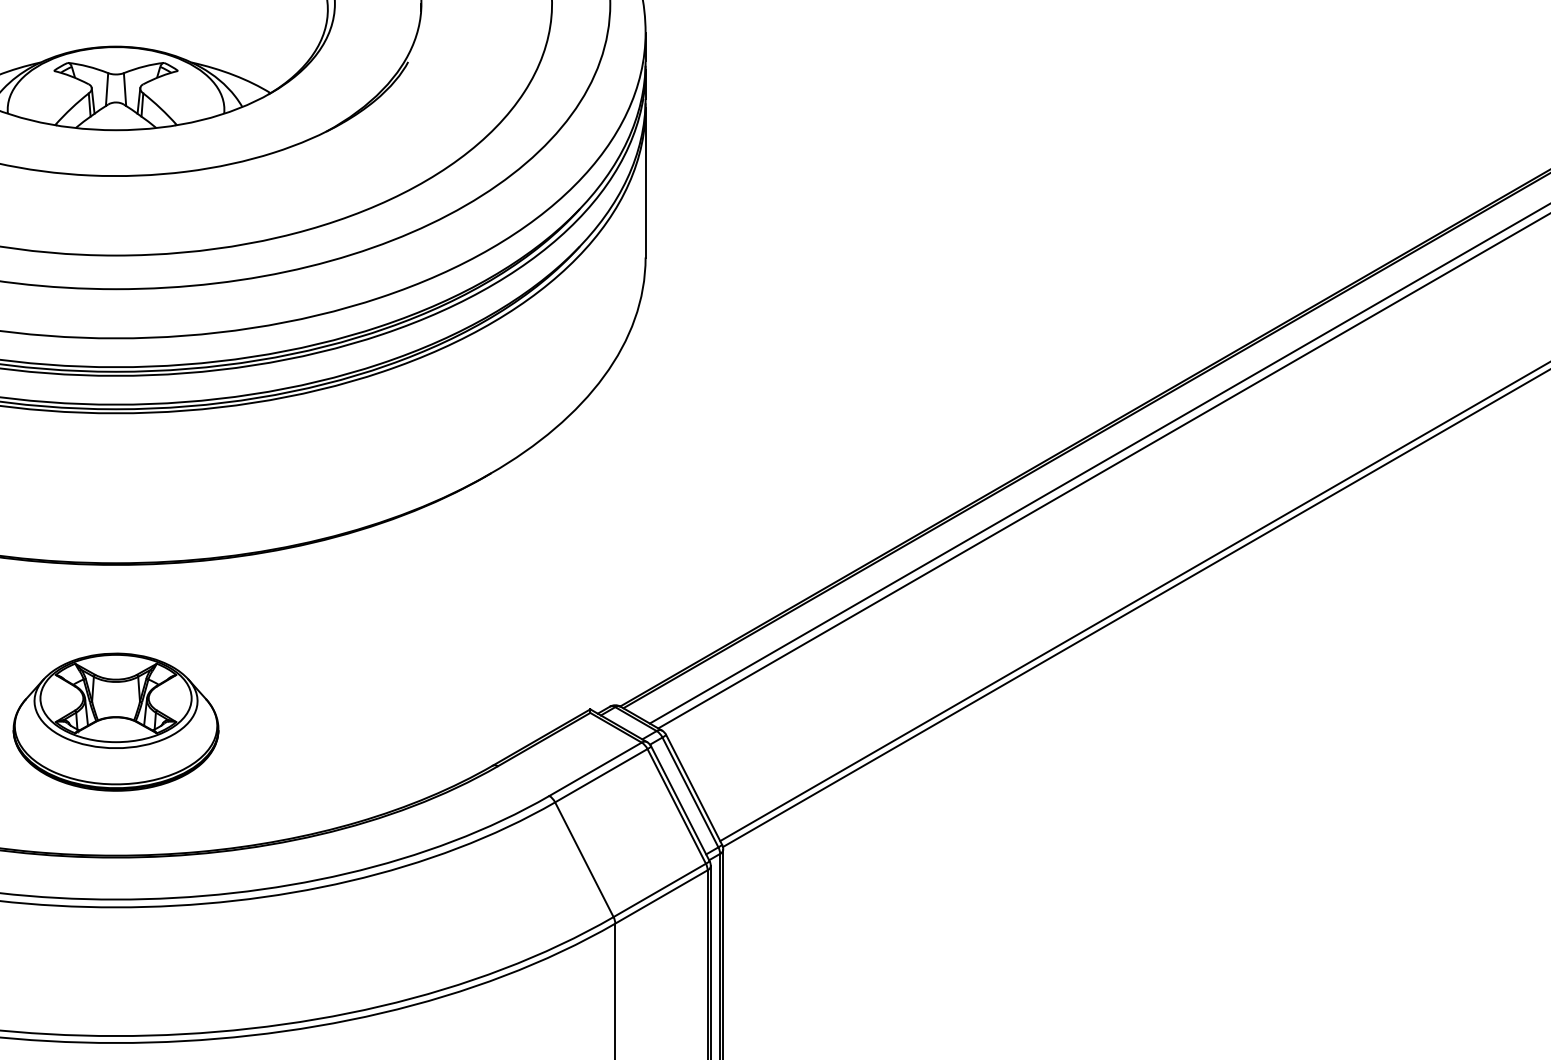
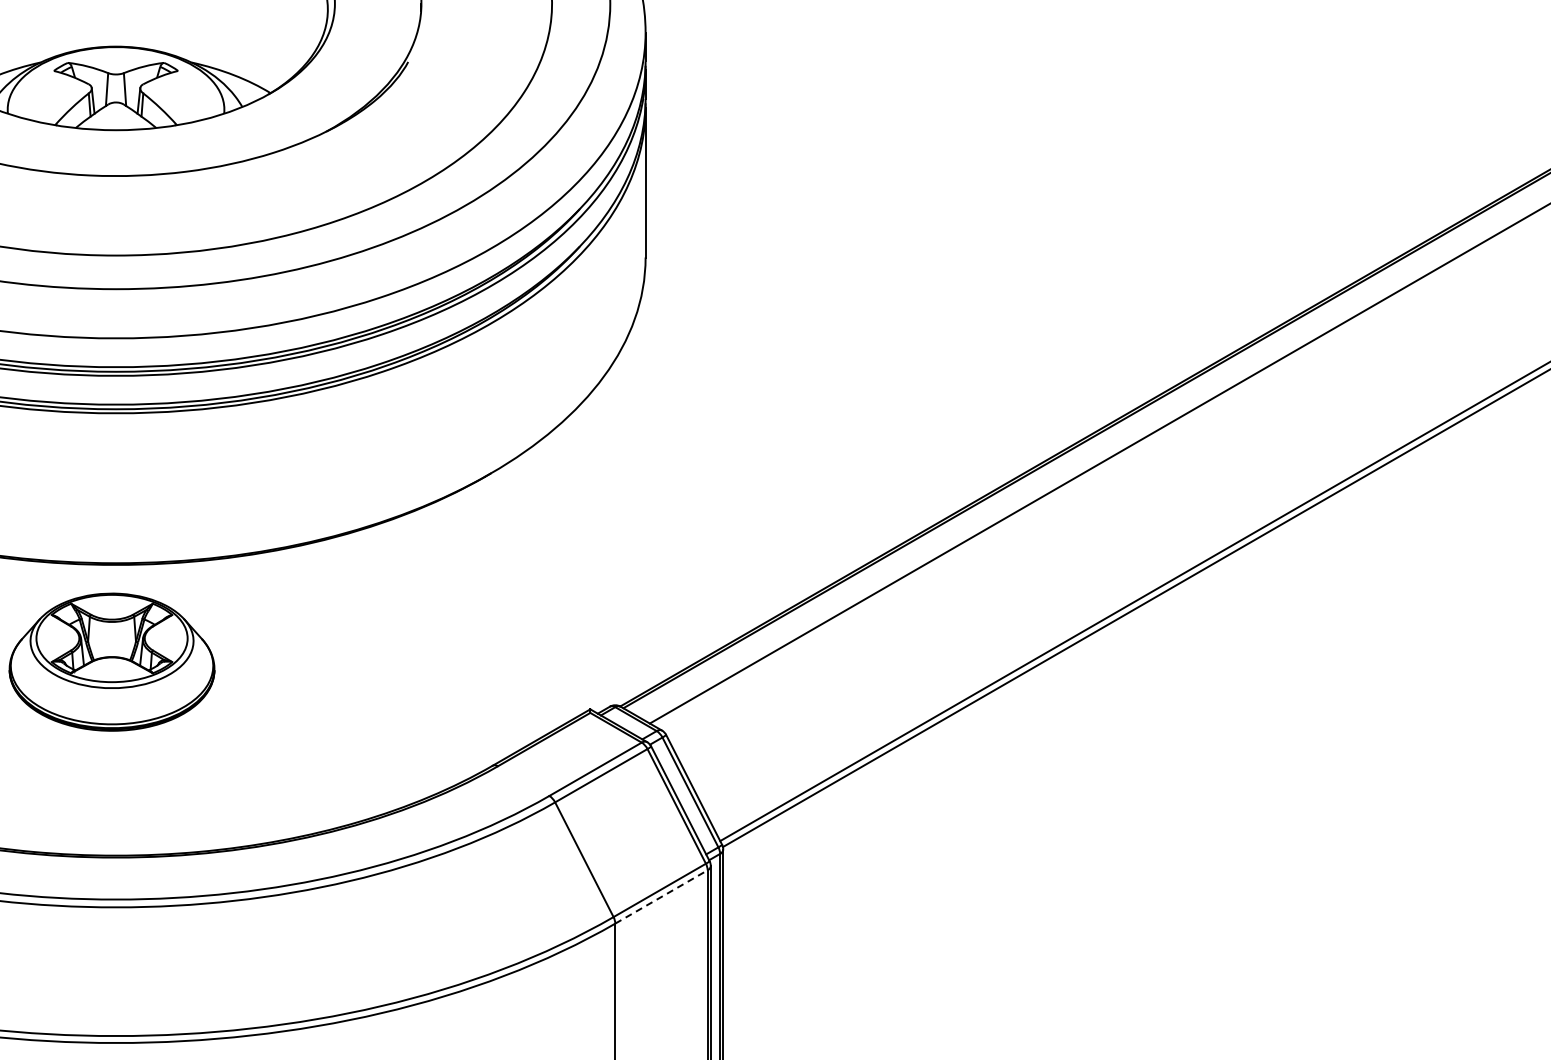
line: present -> none (1102, 471)
part position: (115, 721) -> (111, 661) (111, 661)
line: solid -> dashed (661, 896)
